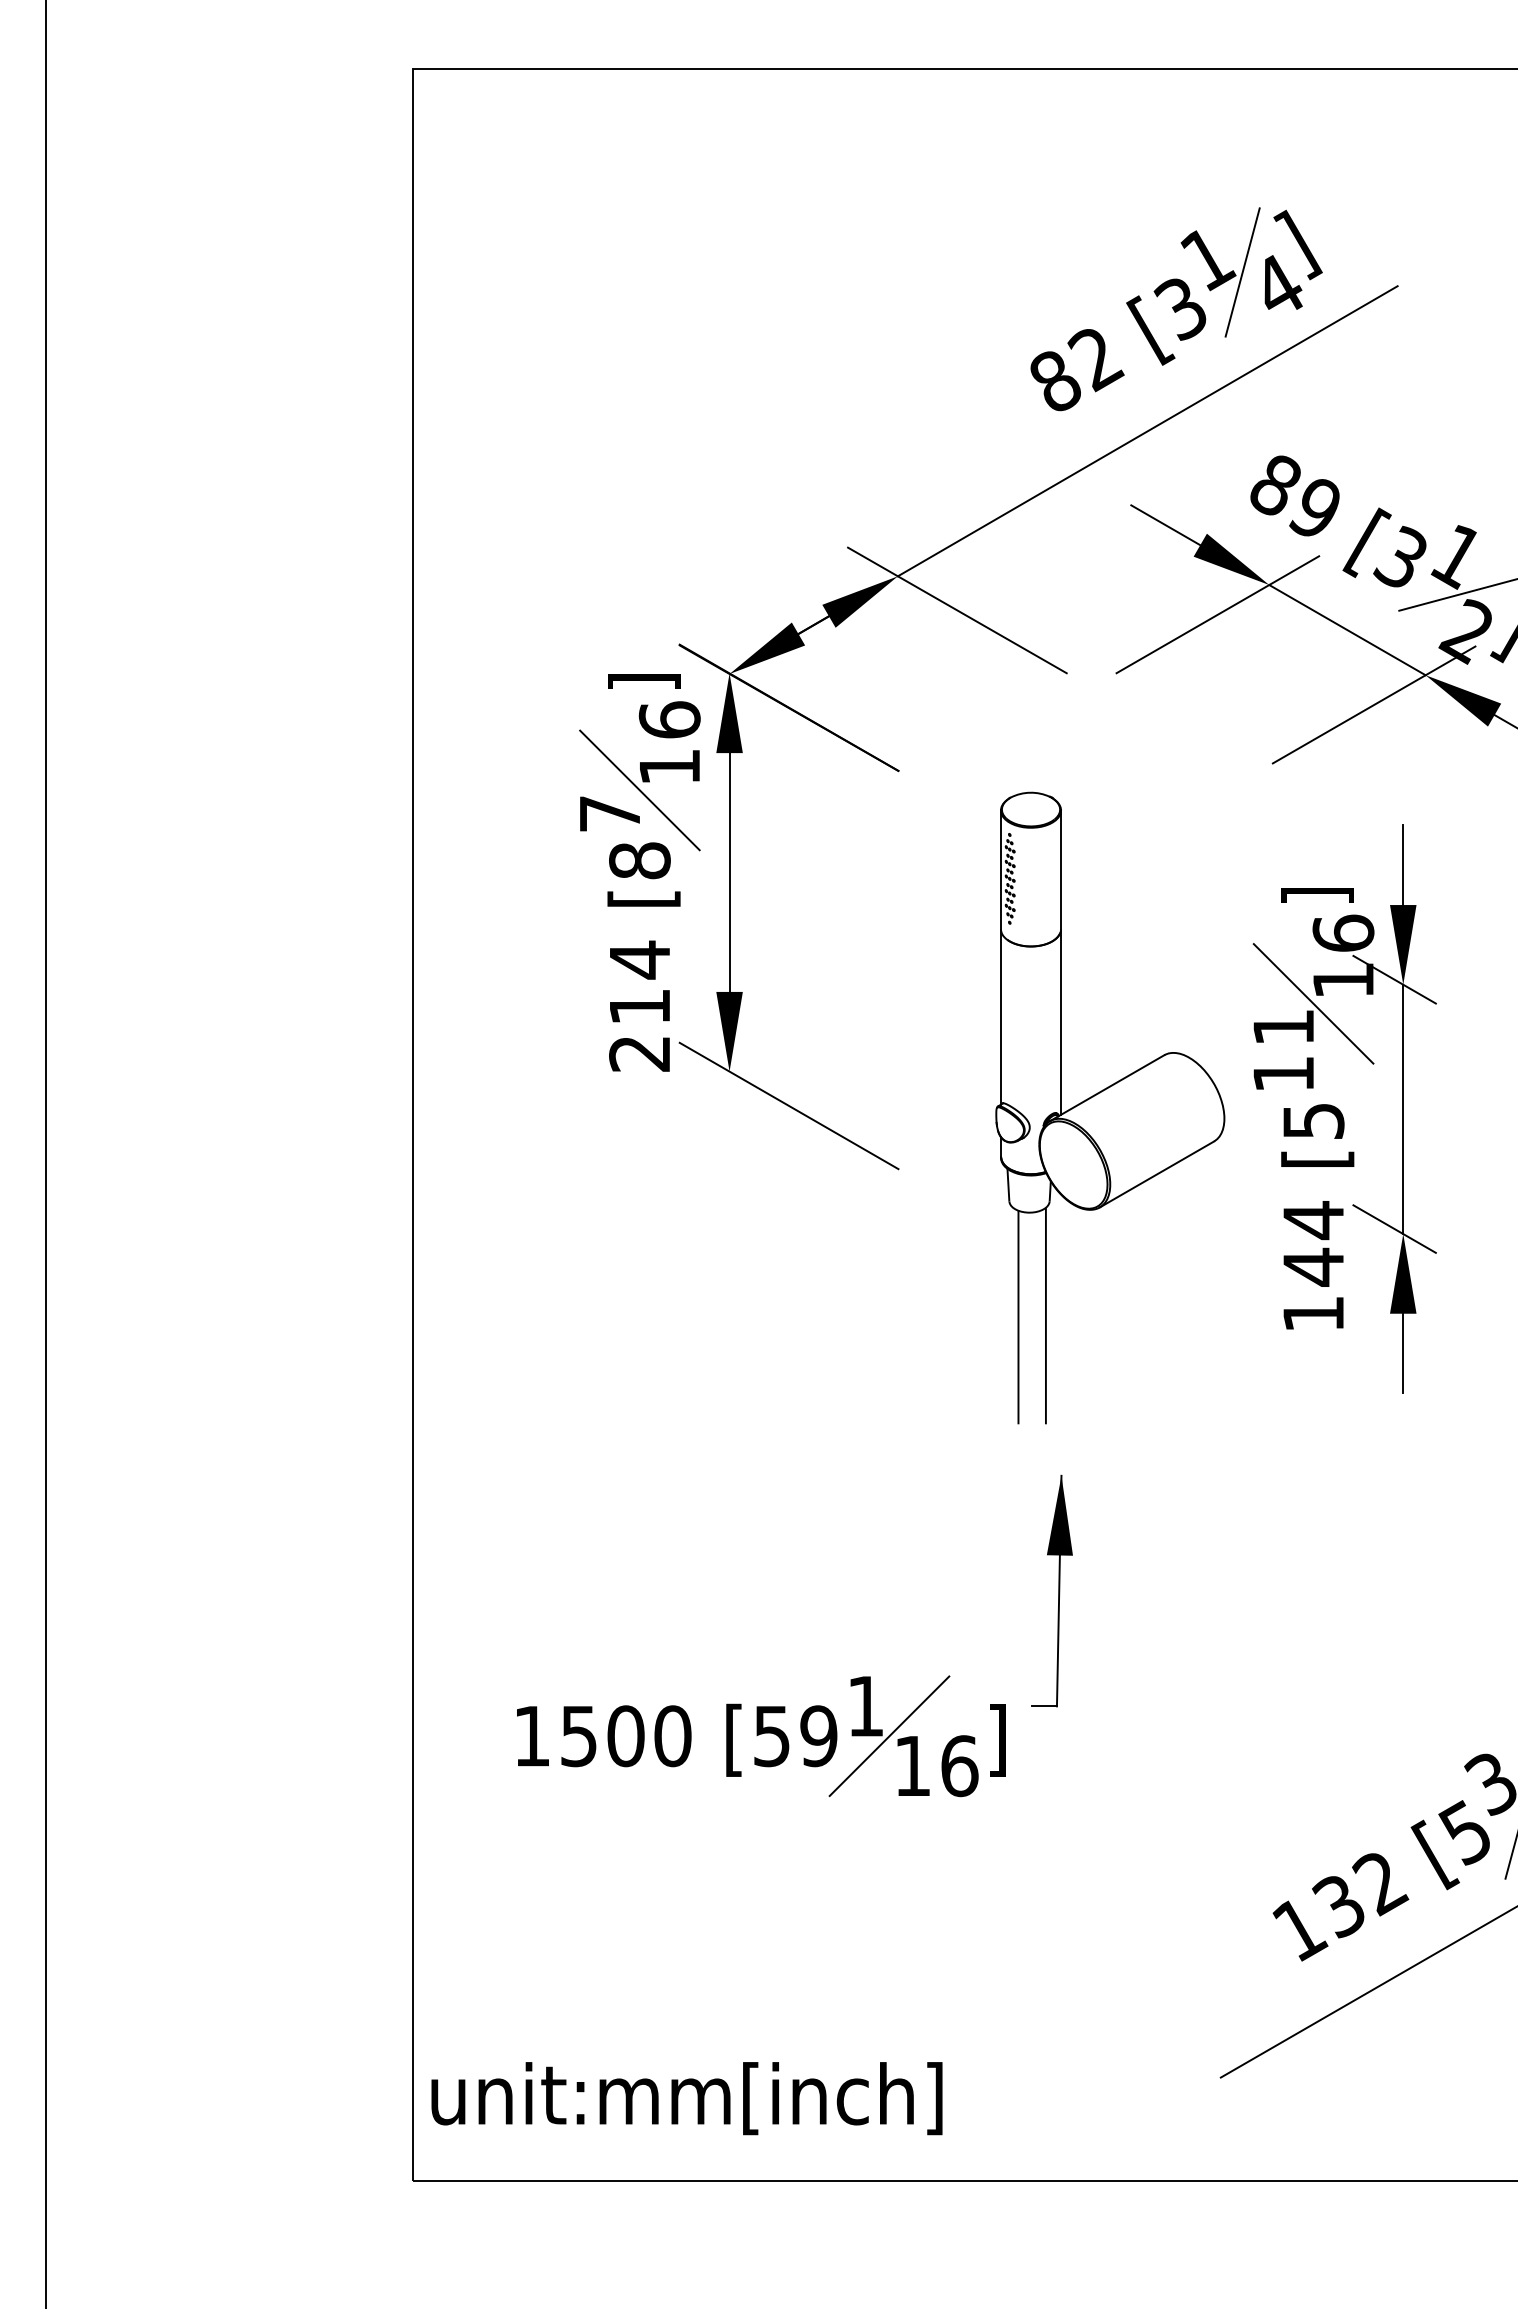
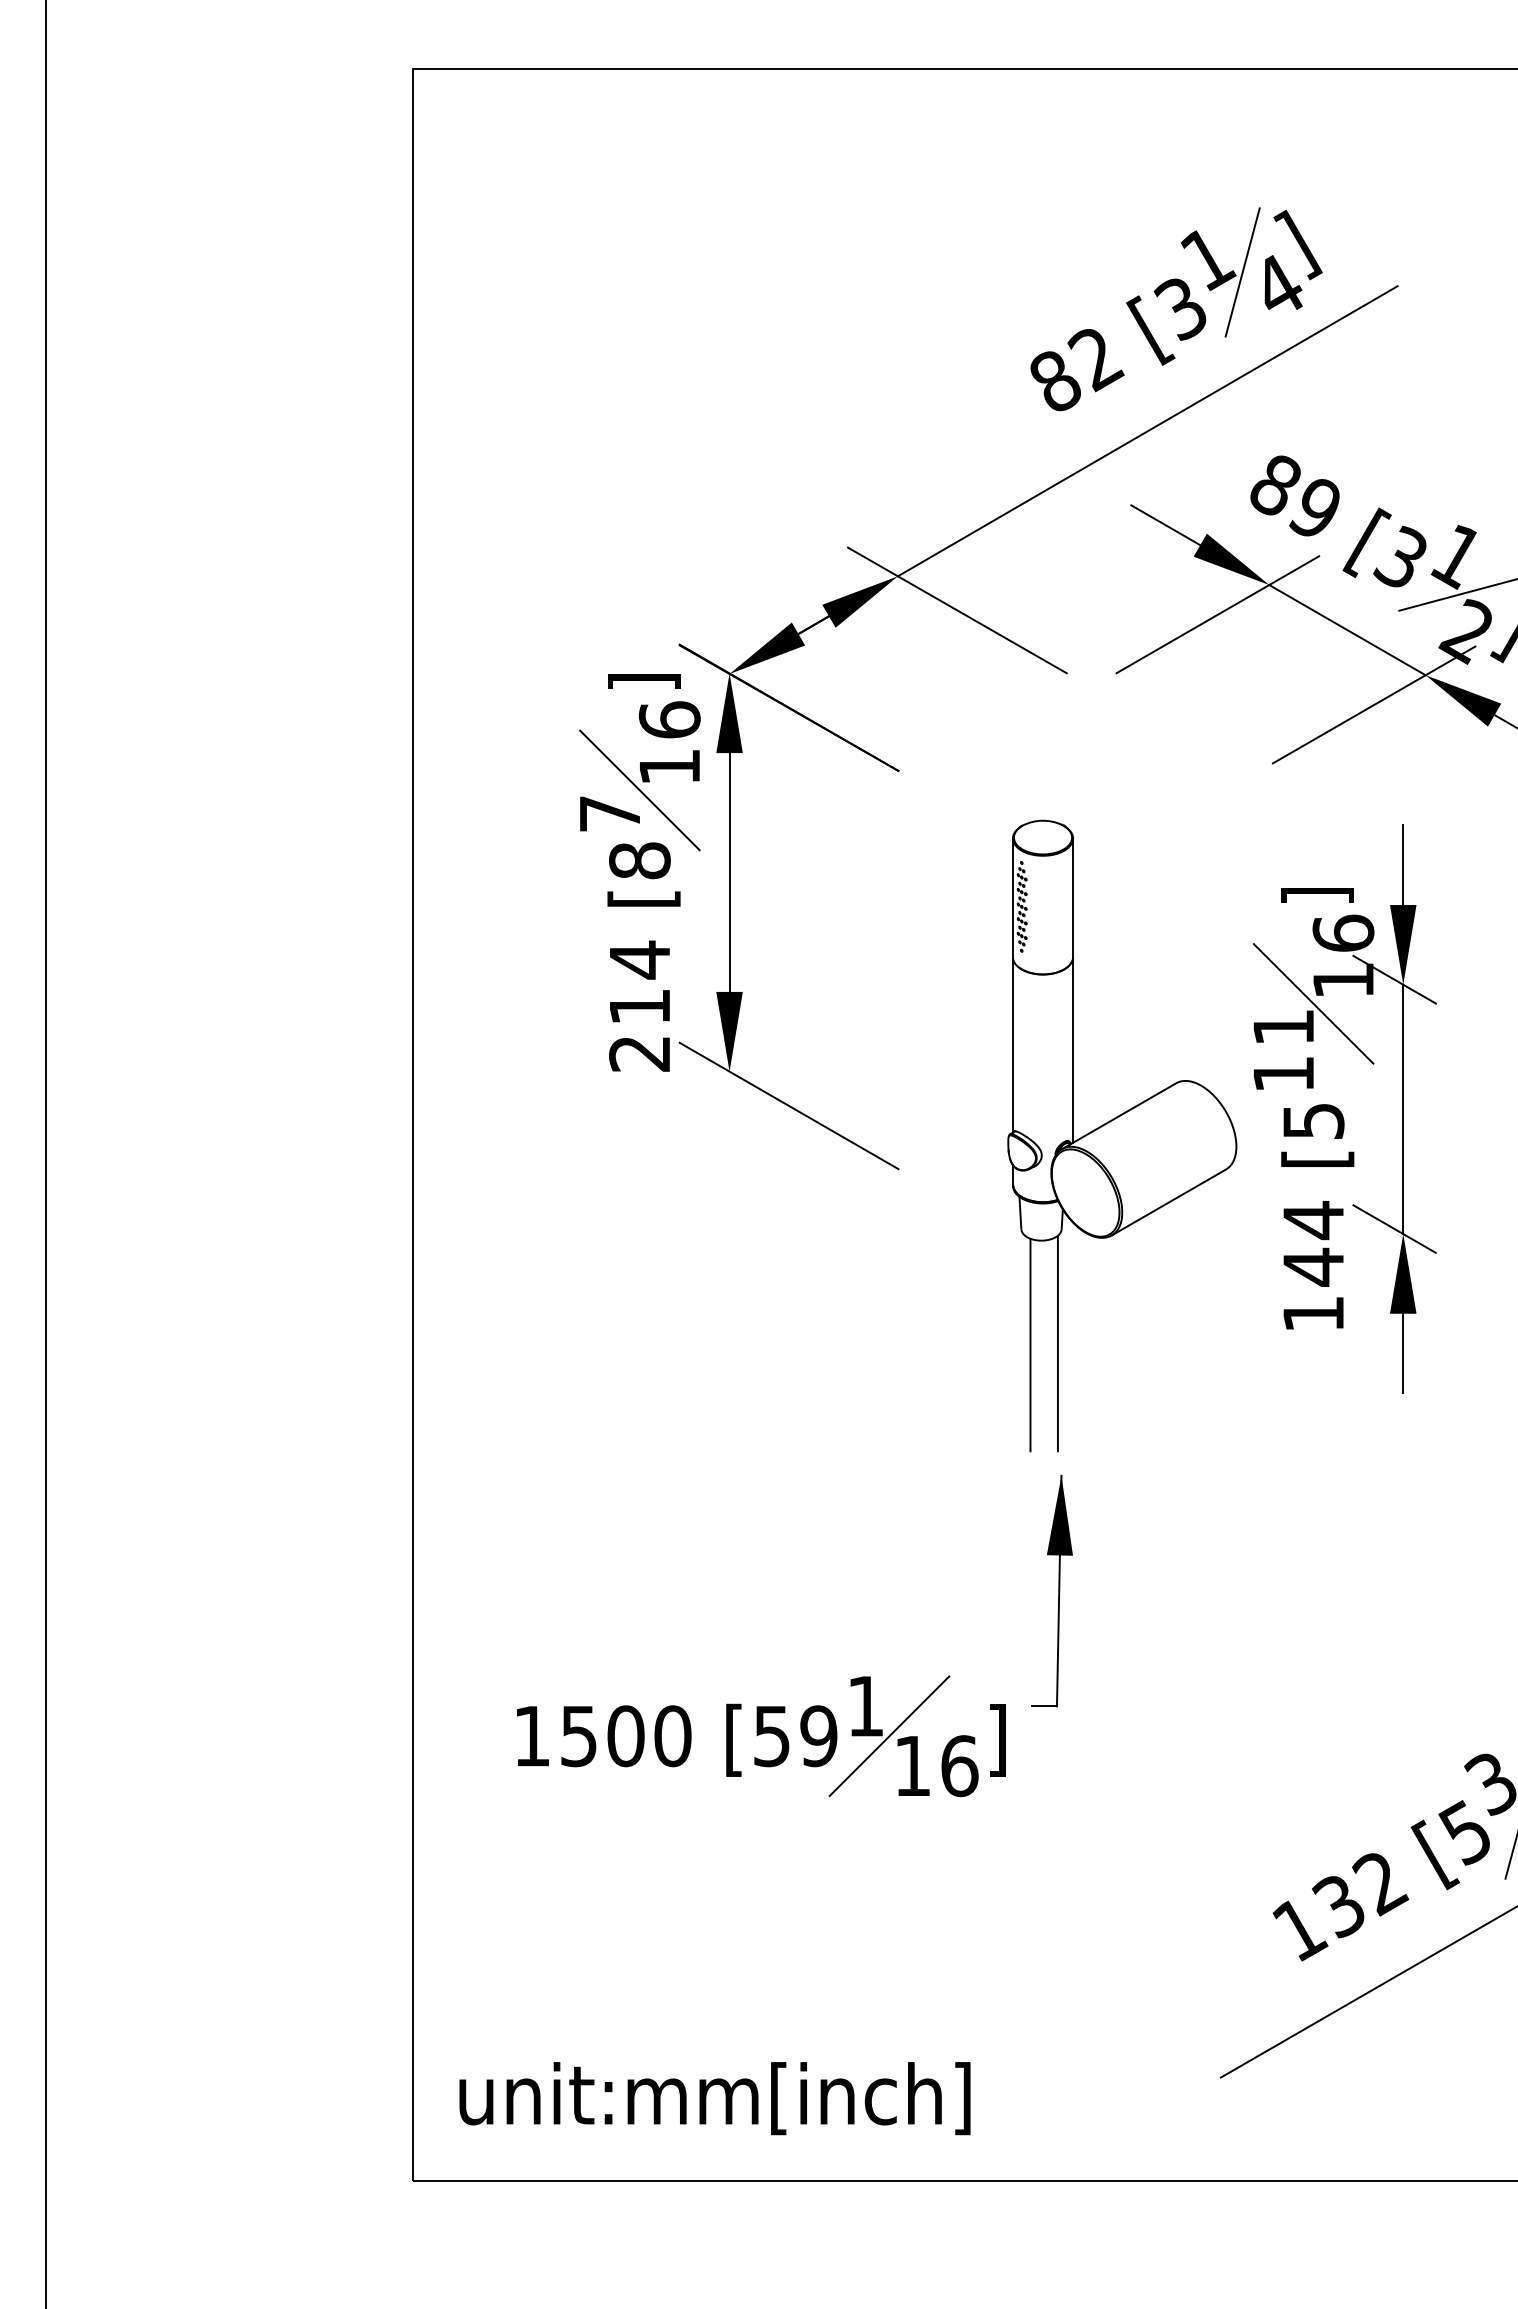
part position: (1110, 1107) -> (1122, 1135) (1122, 1135)
text position: (686, 2098) -> (714, 2098) (714, 2098)
